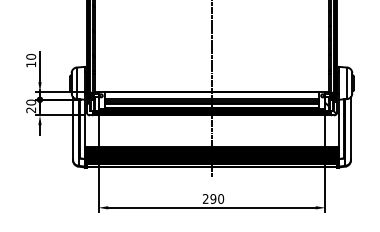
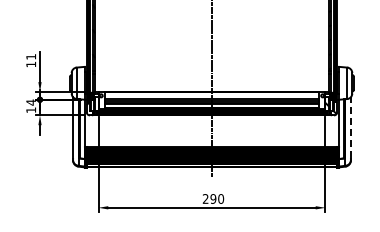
text: 10 -> 11 (31, 56)
text: 20 -> 14 (31, 106)
line: solid -> dashed (350, 127)
